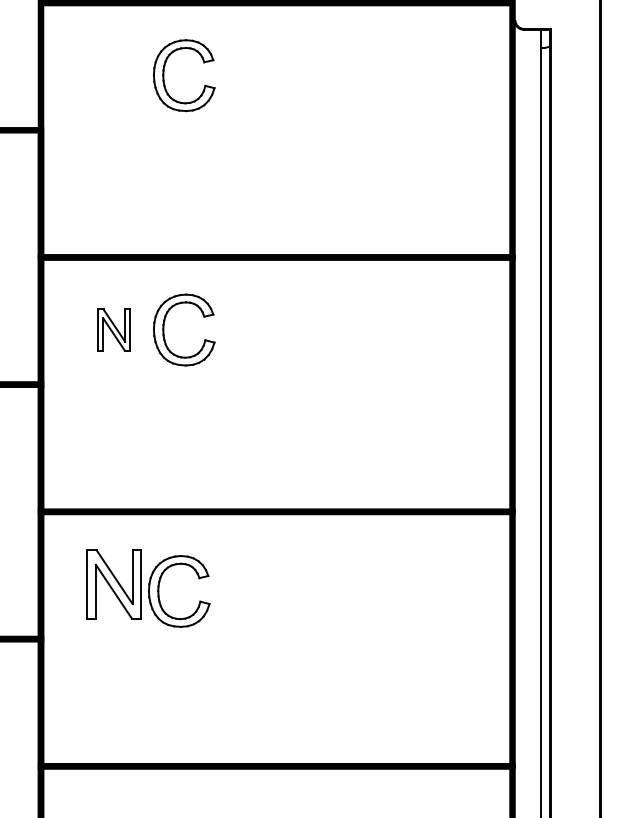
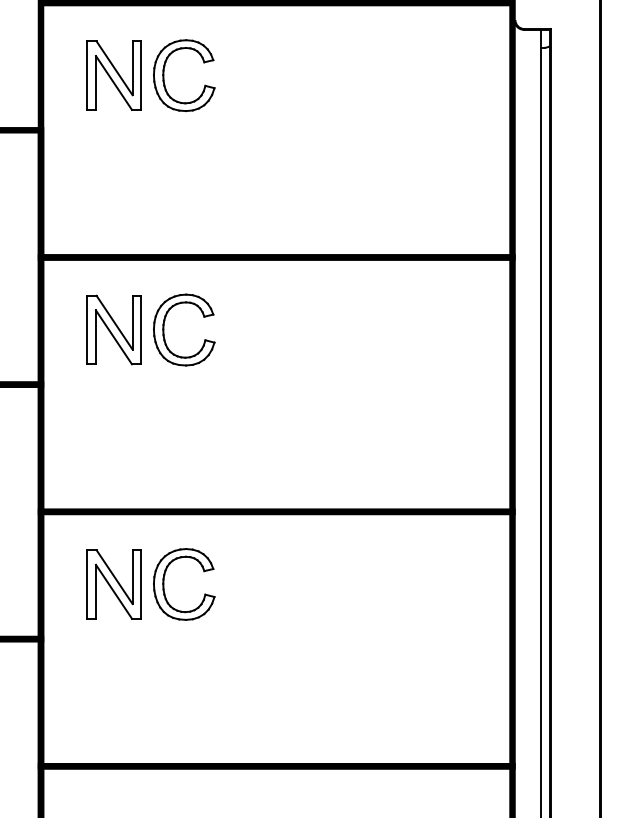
part: none -> present (113, 75)
part size: 34x44 px -> 56x72 px (113, 329)
part position: (159, 591) -> (164, 584) (164, 584)
